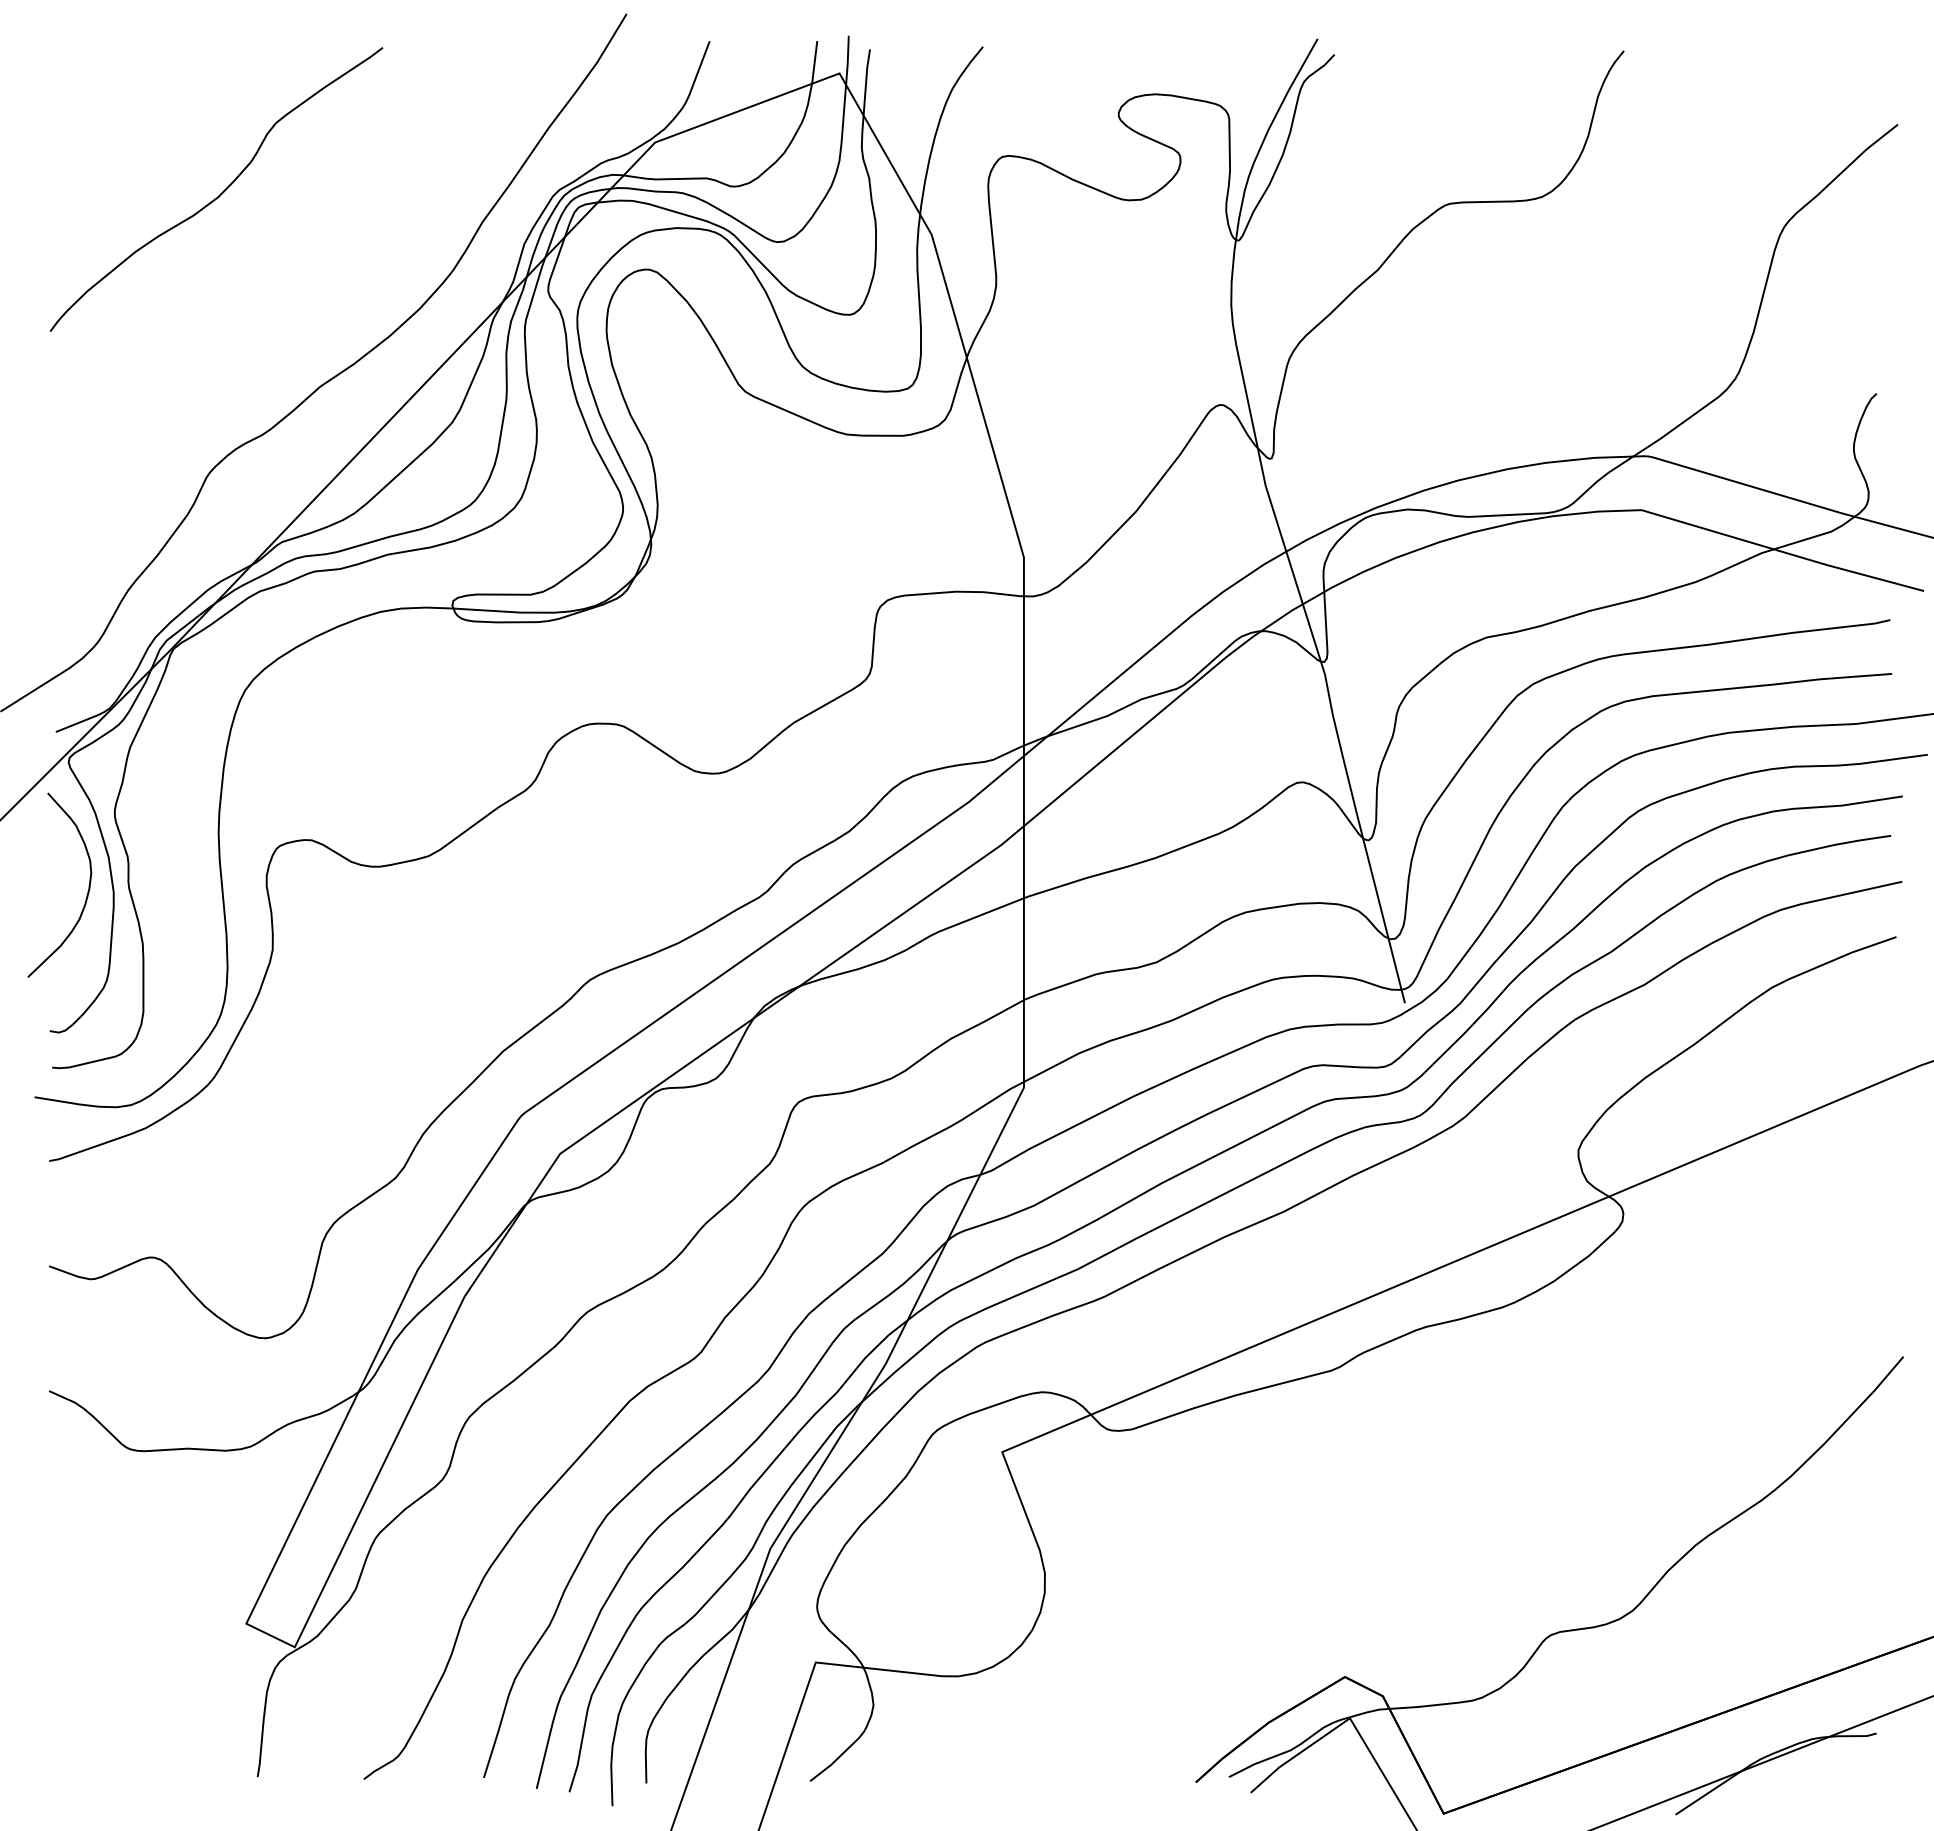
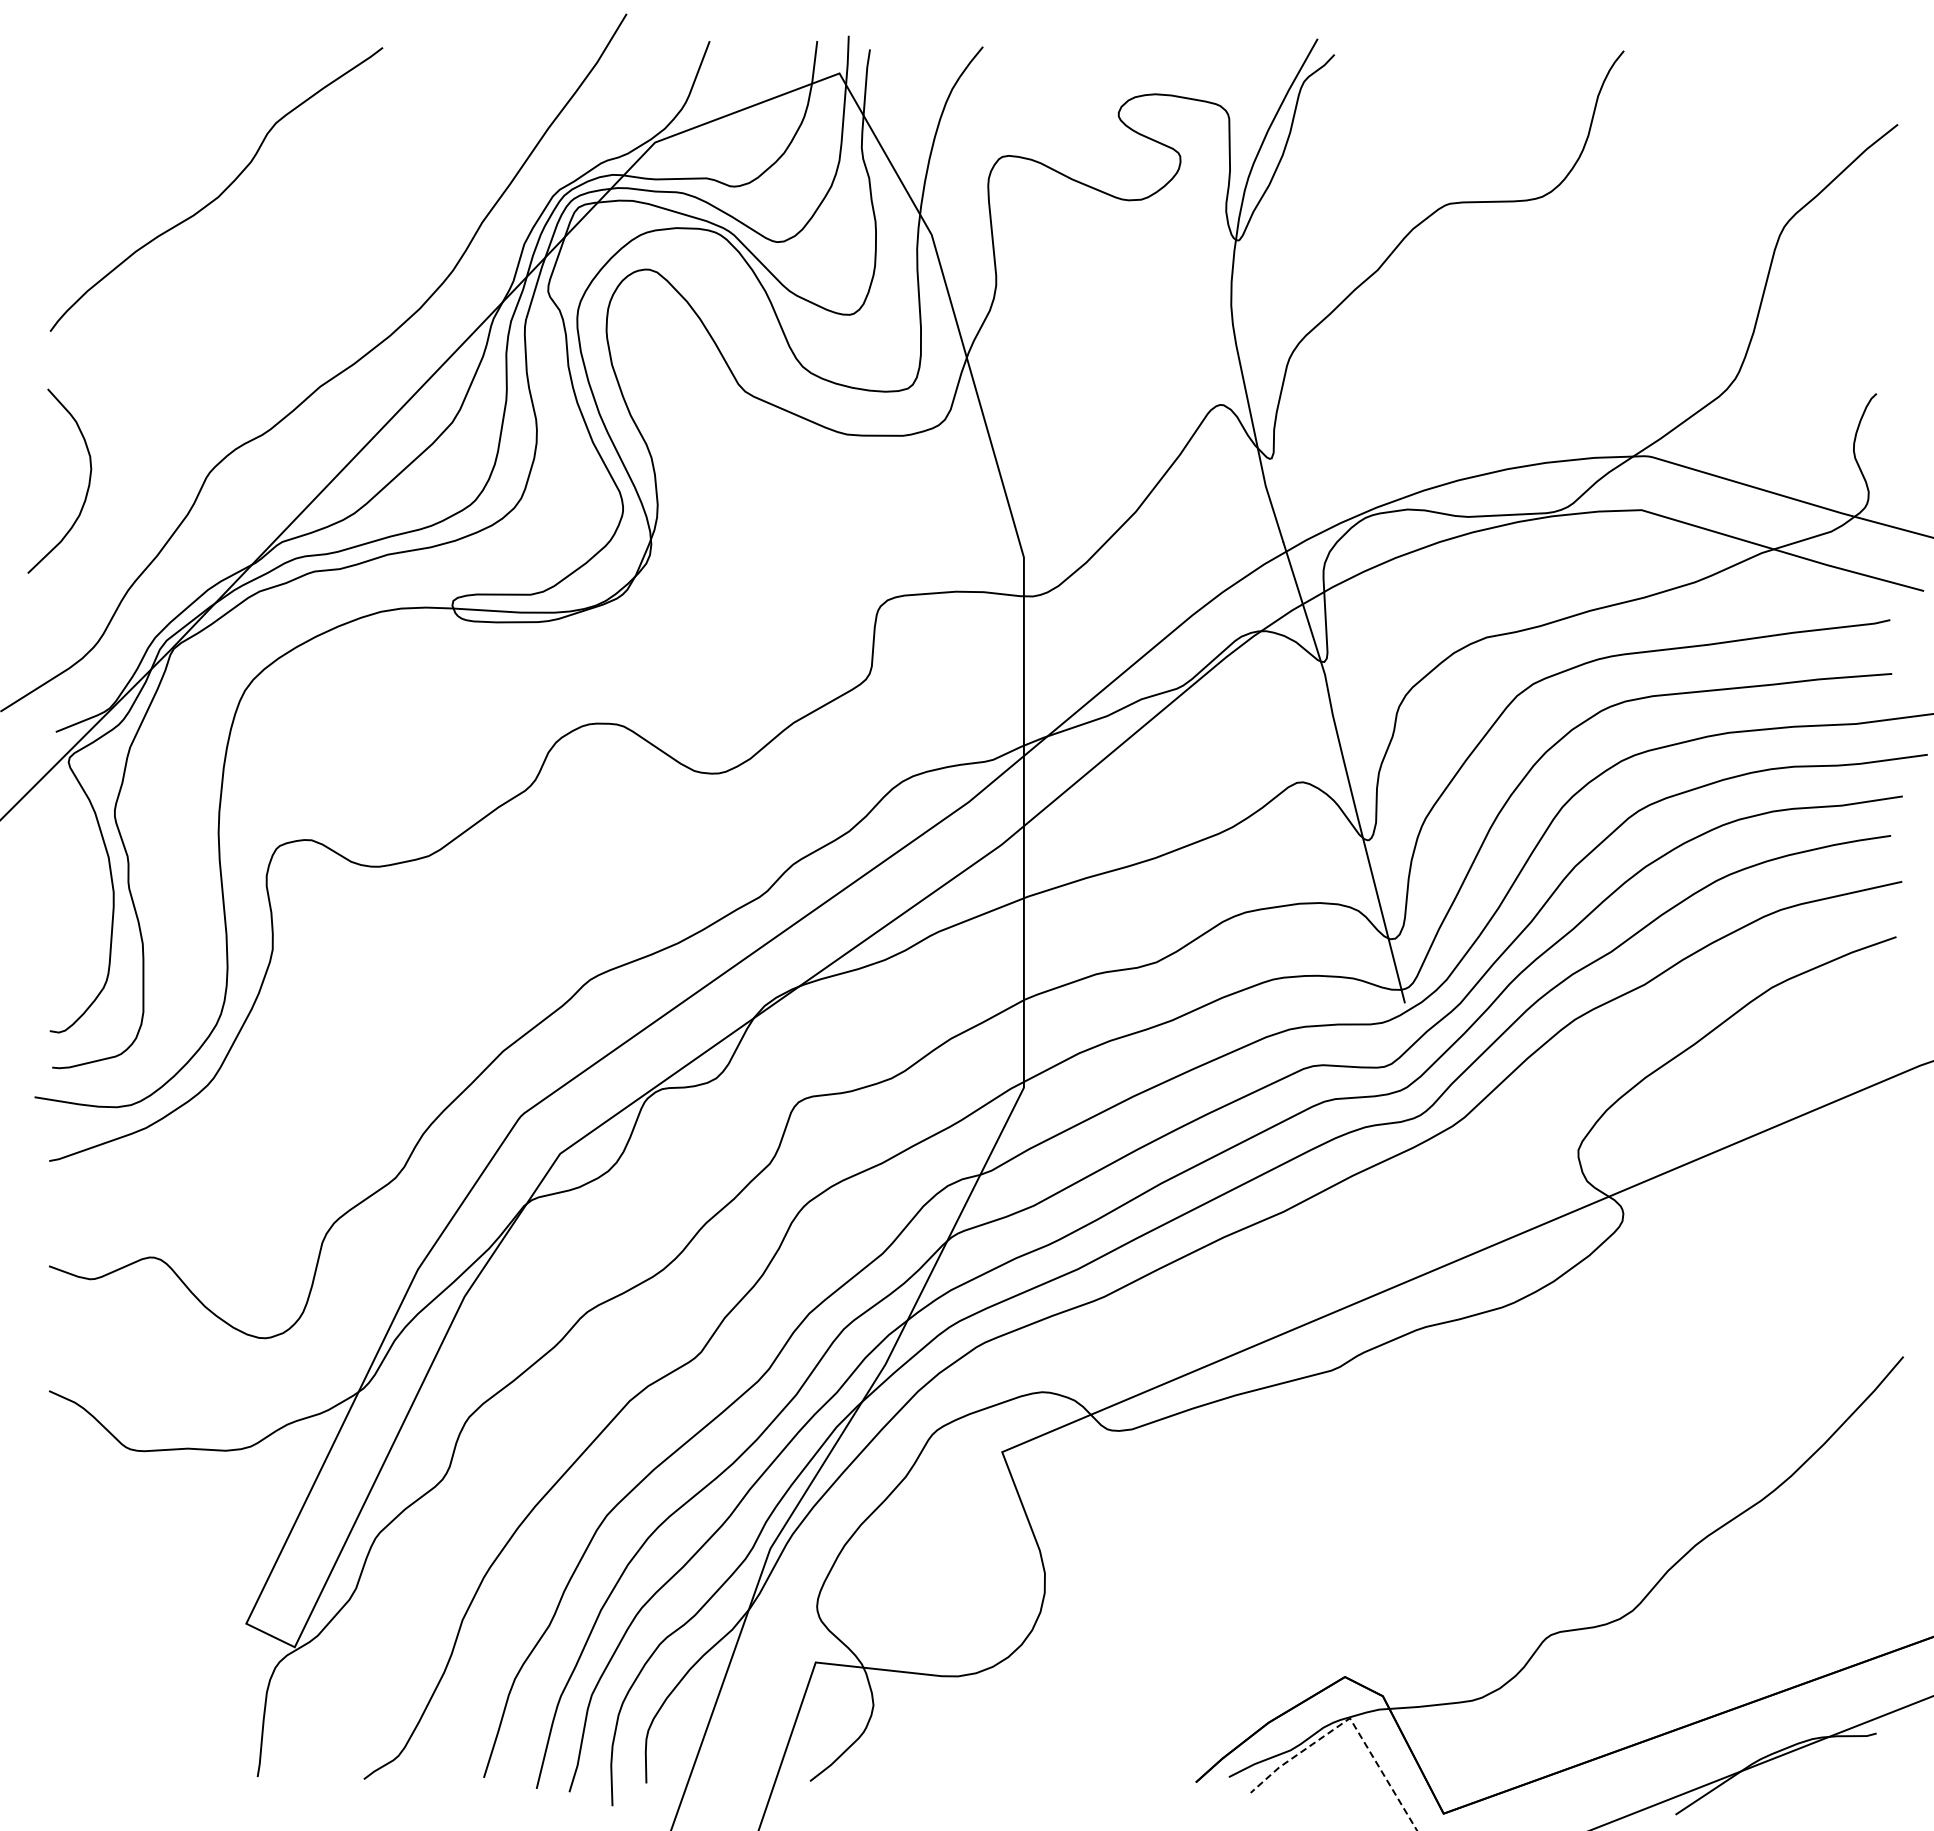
curve position: (87, 891) -> (87, 487) (87, 487)
line: solid -> dashed (1350, 1719)
